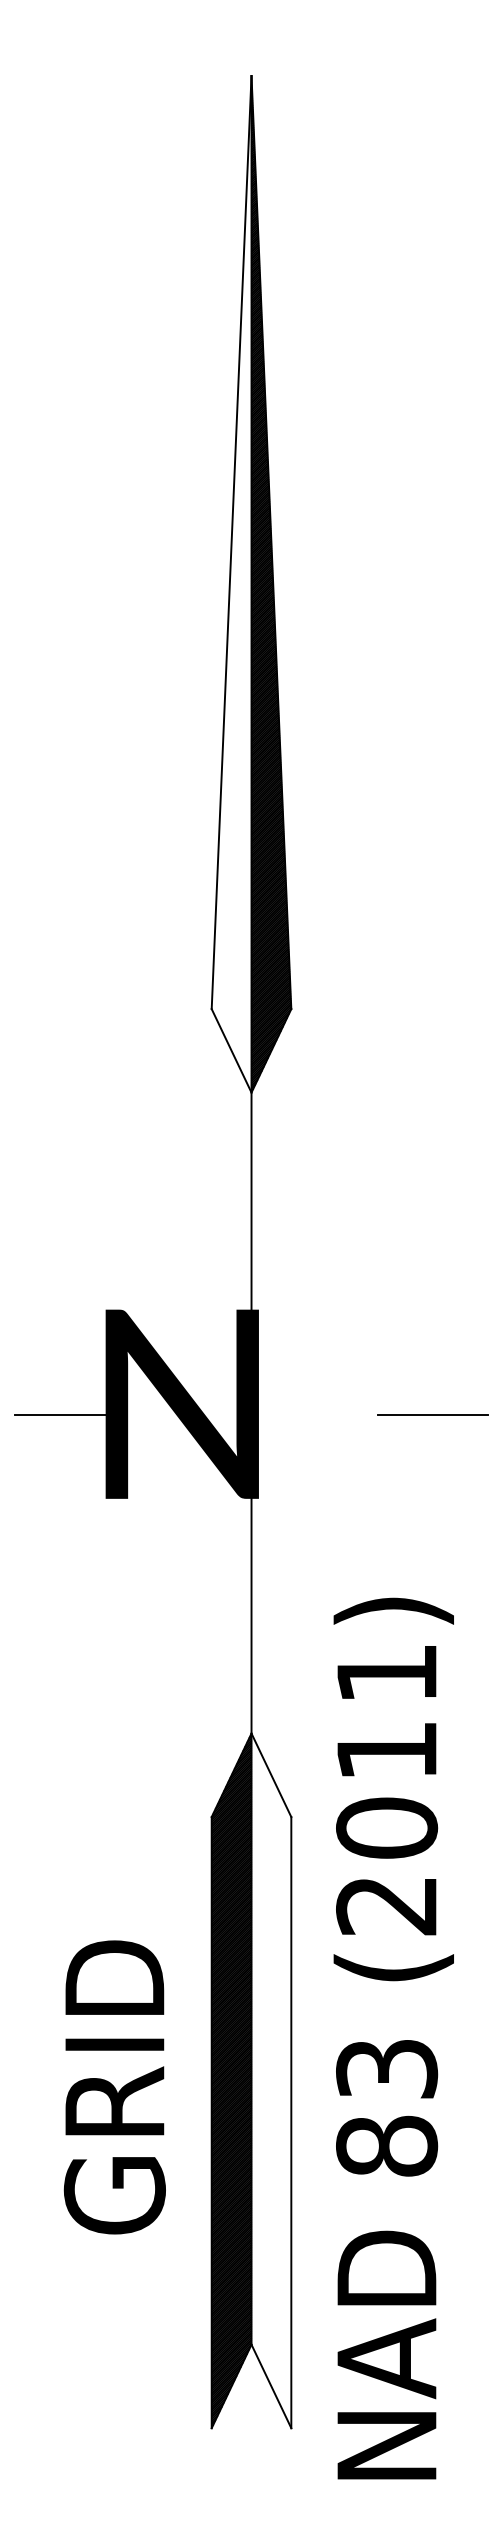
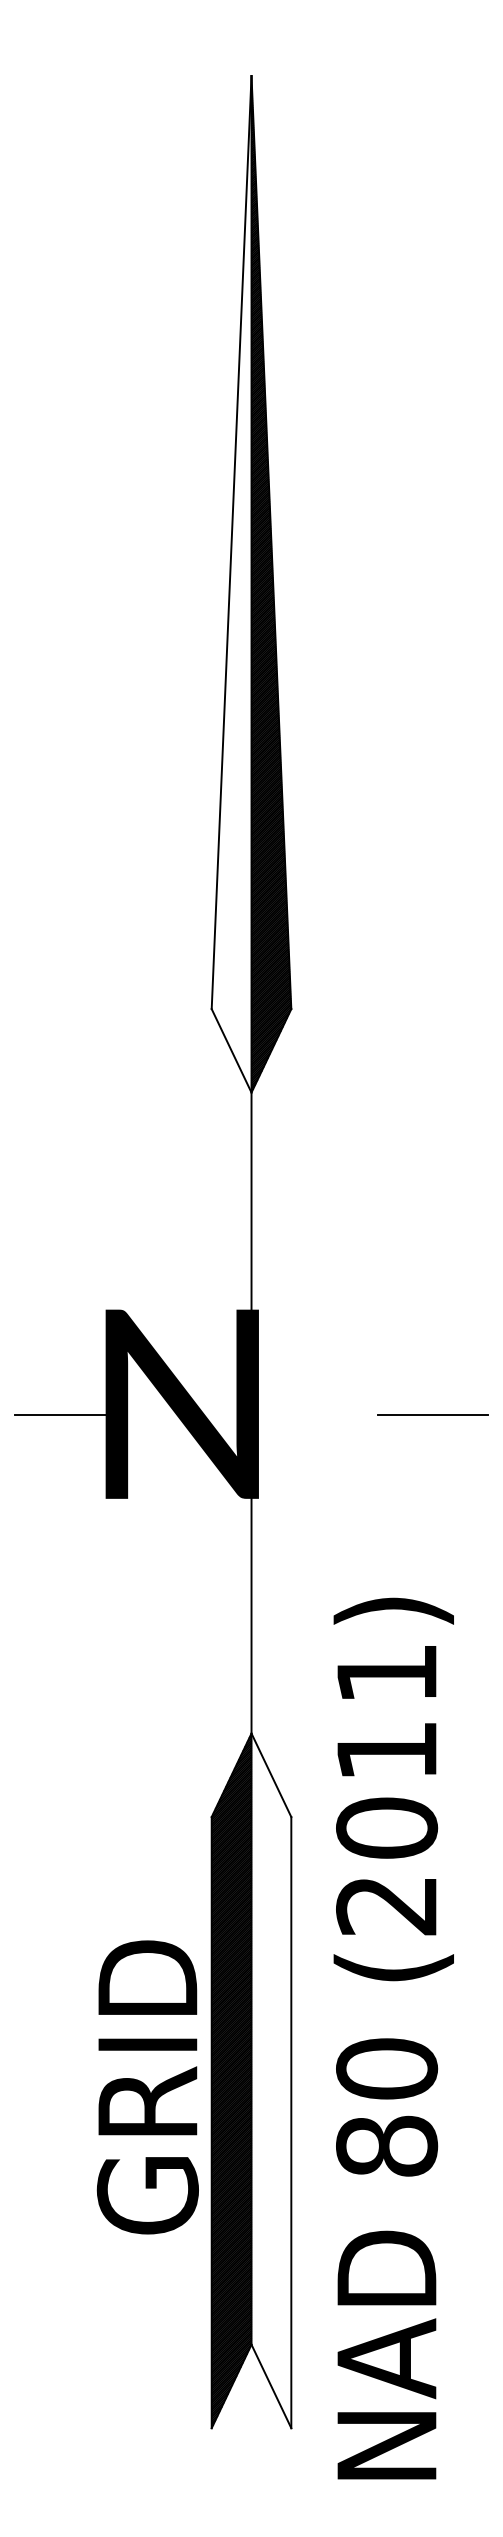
text: 83 -> 80 (387, 2068)
text position: (114, 2087) -> (147, 2087) (147, 2087)
